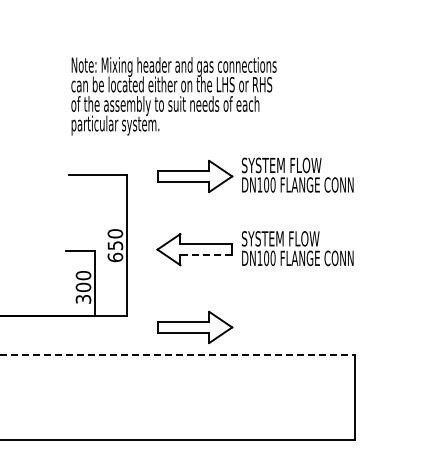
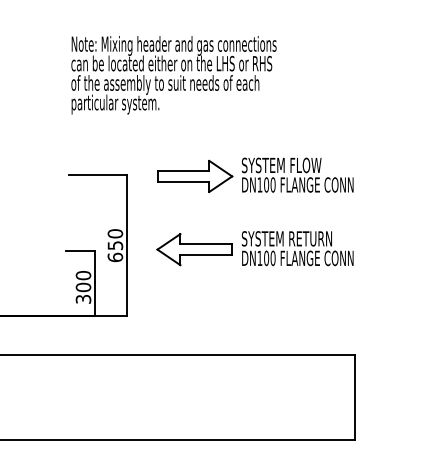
text position: (173, 96) -> (173, 75) (173, 75)
text: SYSTEM FLOW -> SYSTEM RETURN (311, 238)
line: dashed -> solid (206, 255)
part: present -> none (195, 326)
line: dashed -> solid (177, 355)
